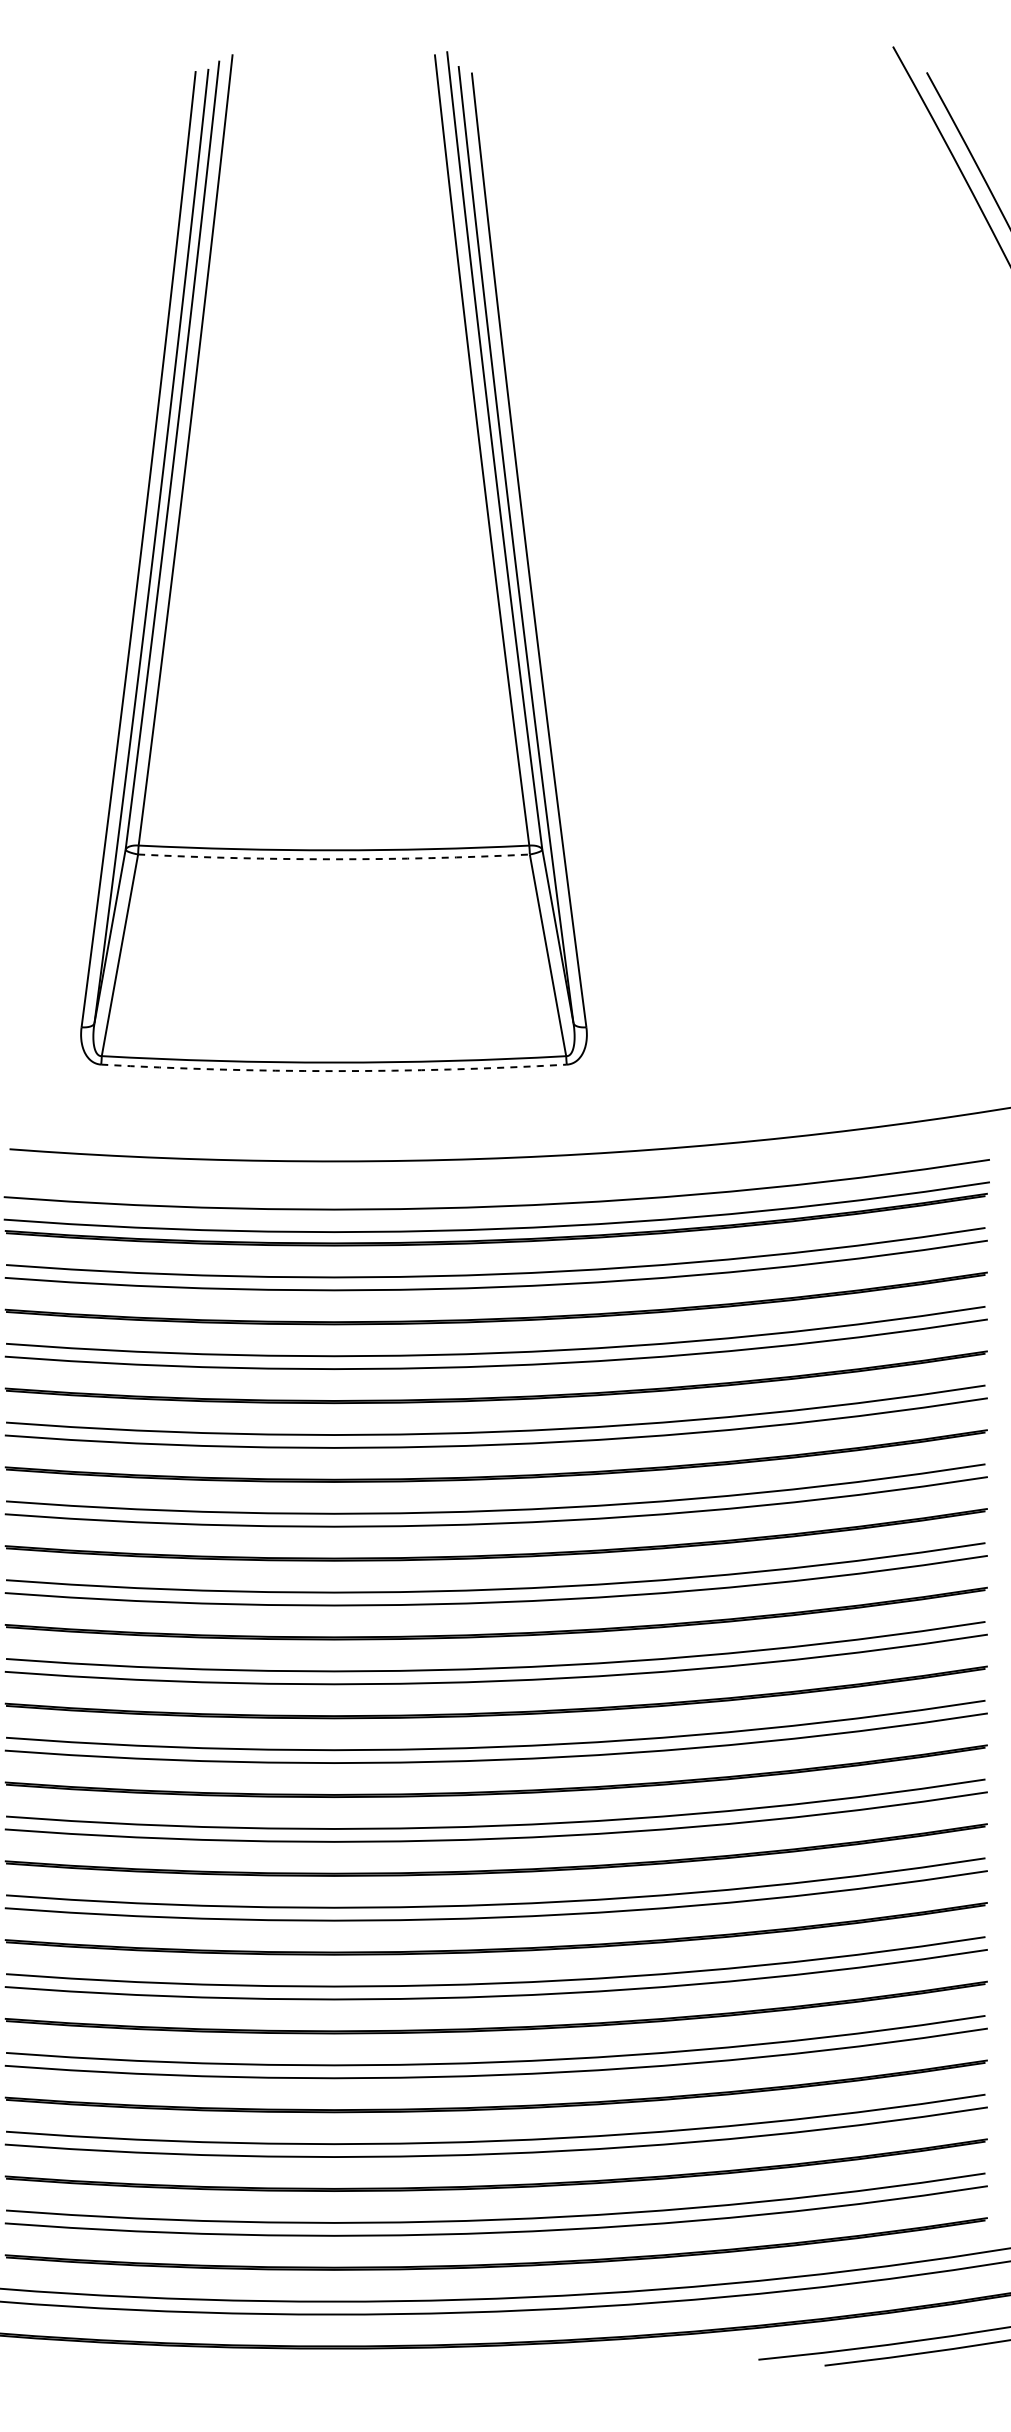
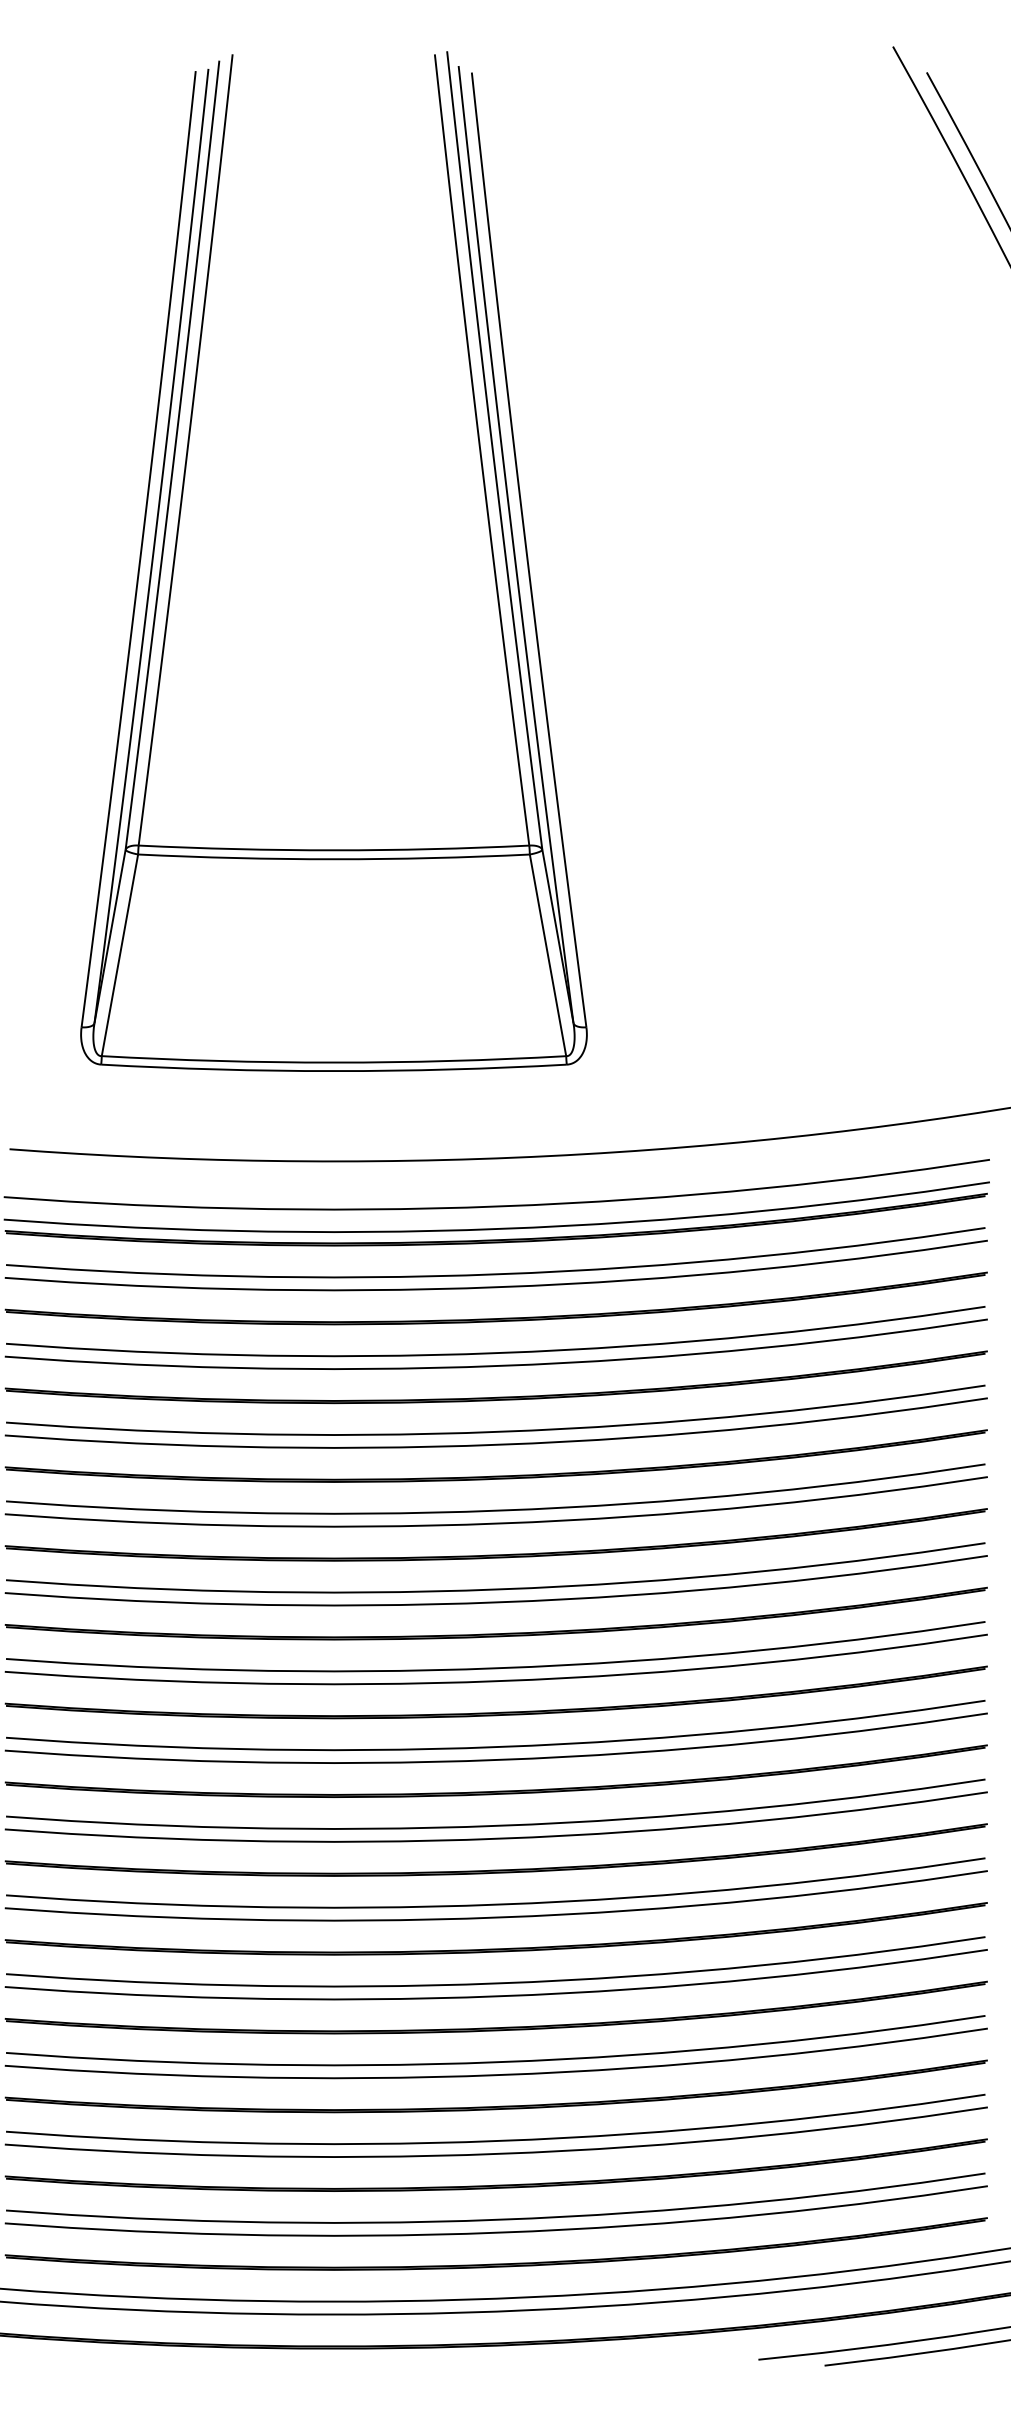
arc: dashed -> solid (333, 859)
arc: dashed -> solid (334, 1071)
